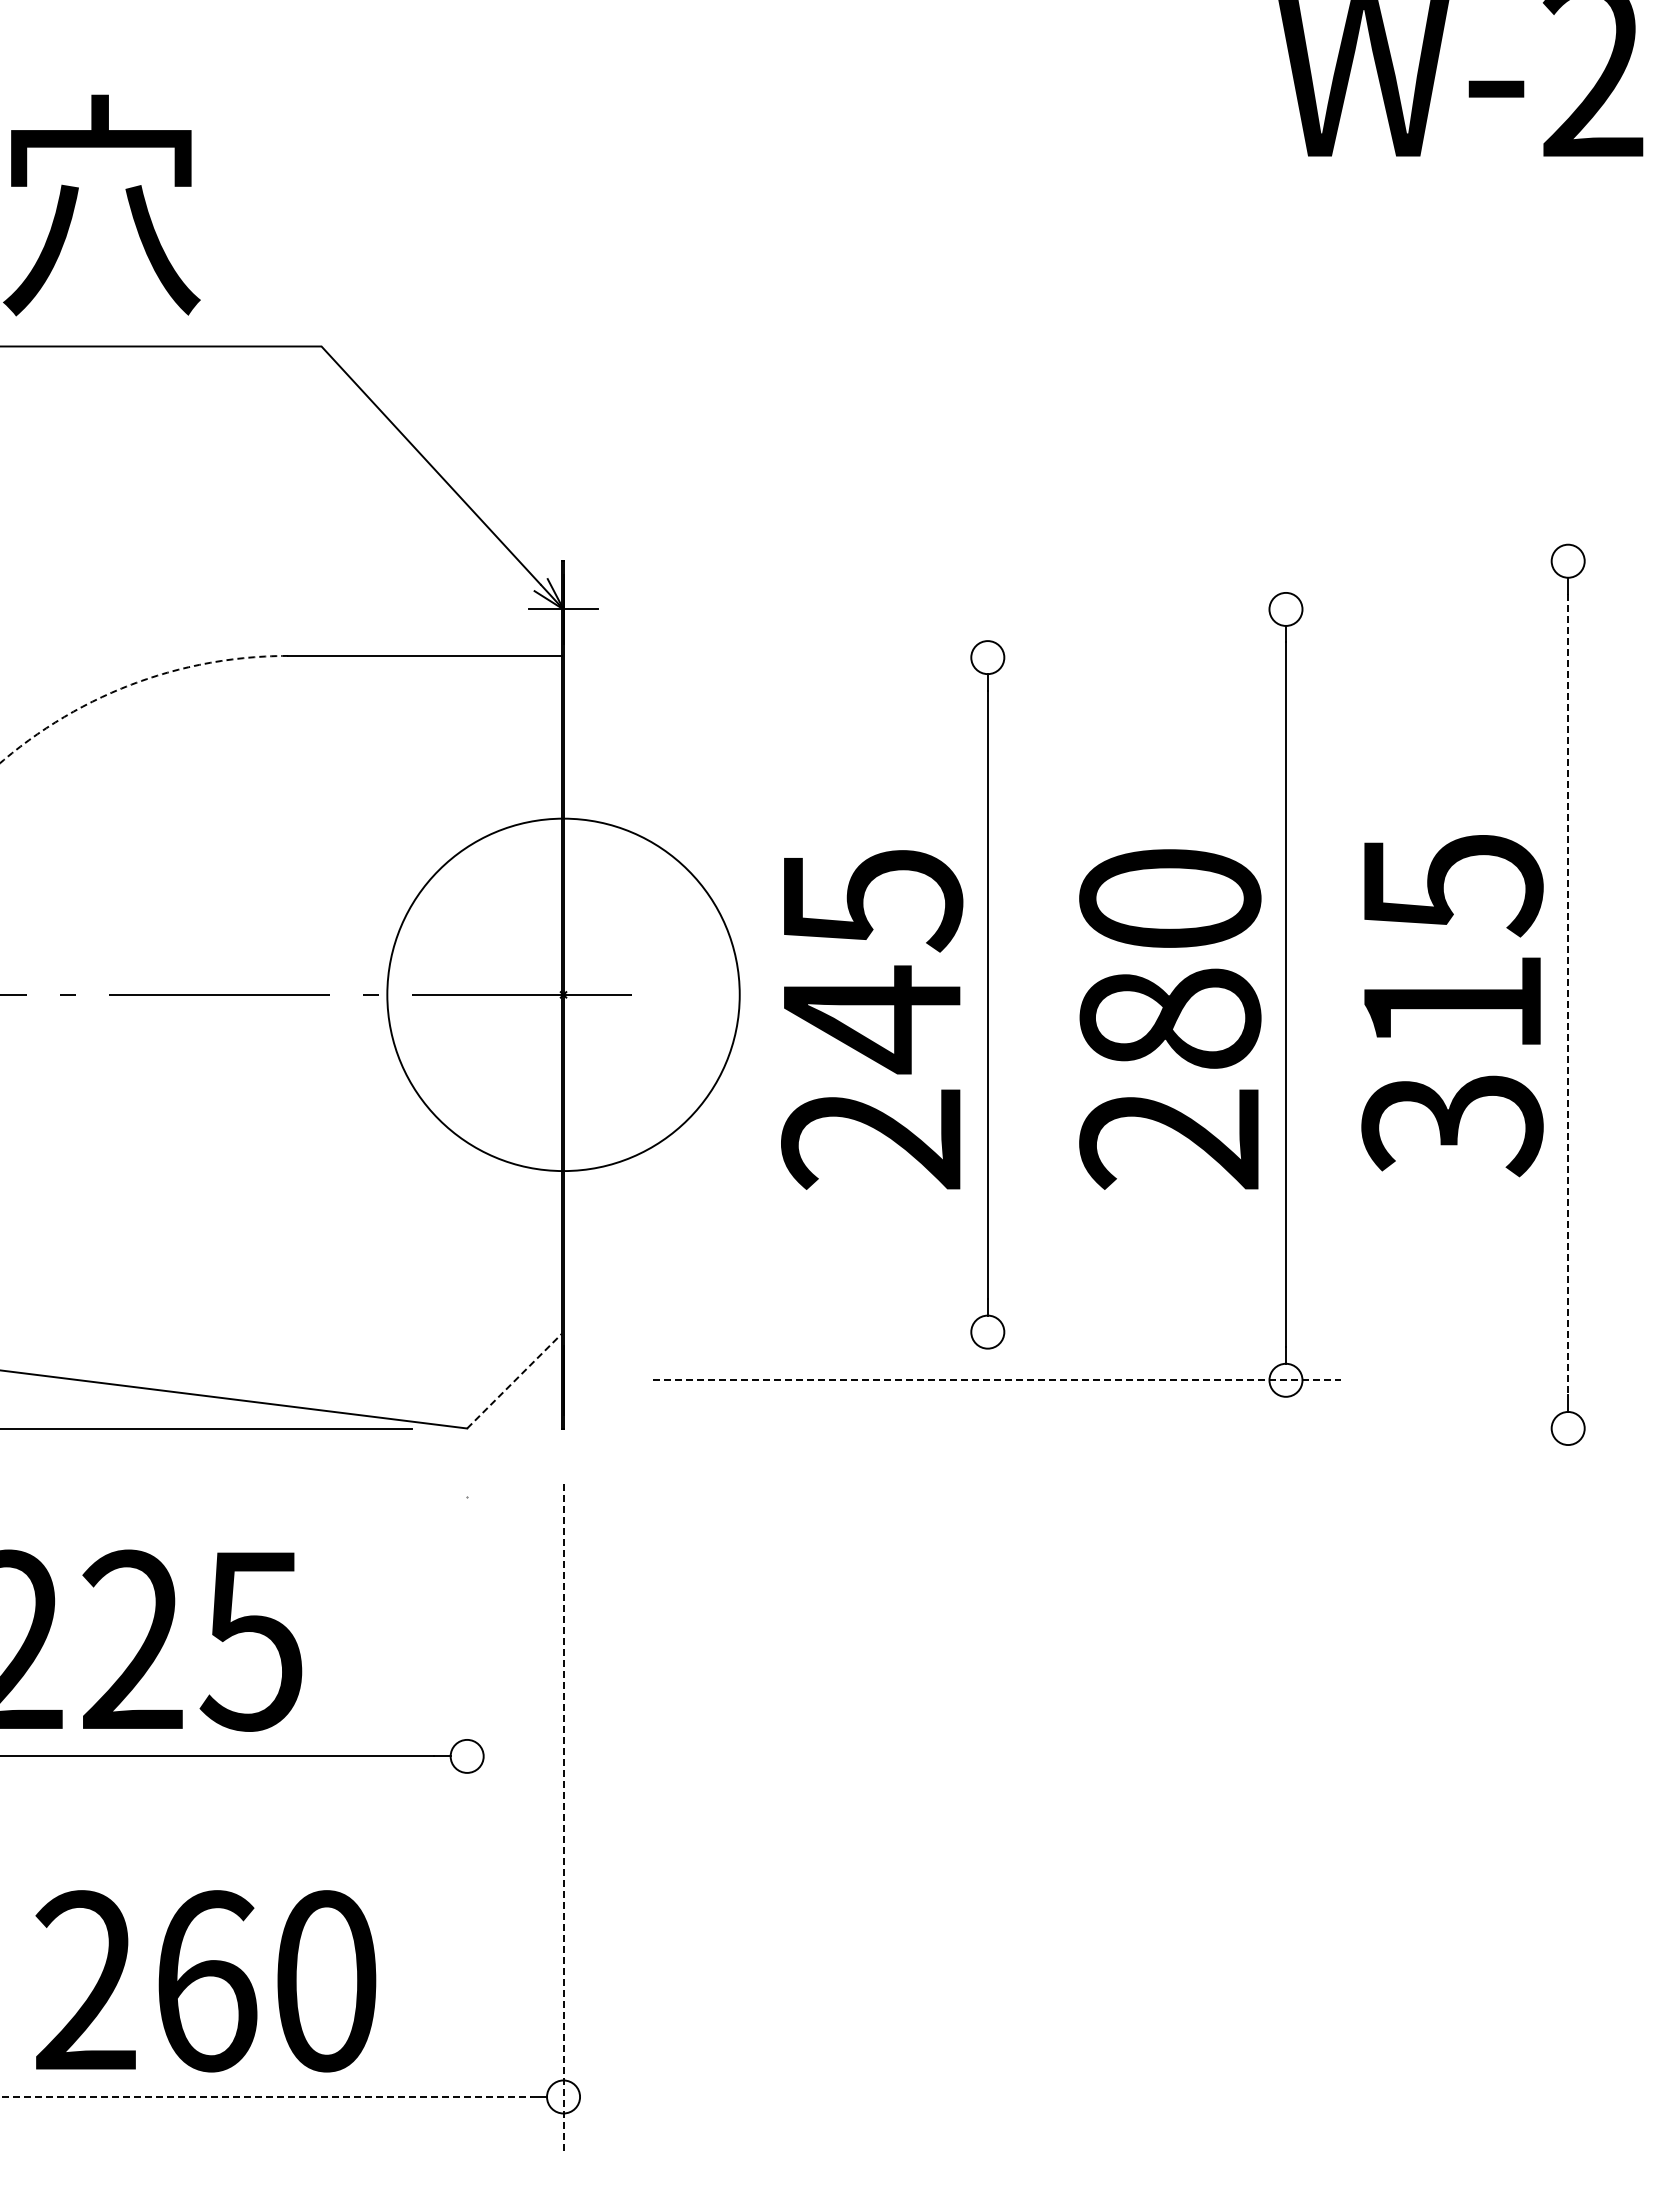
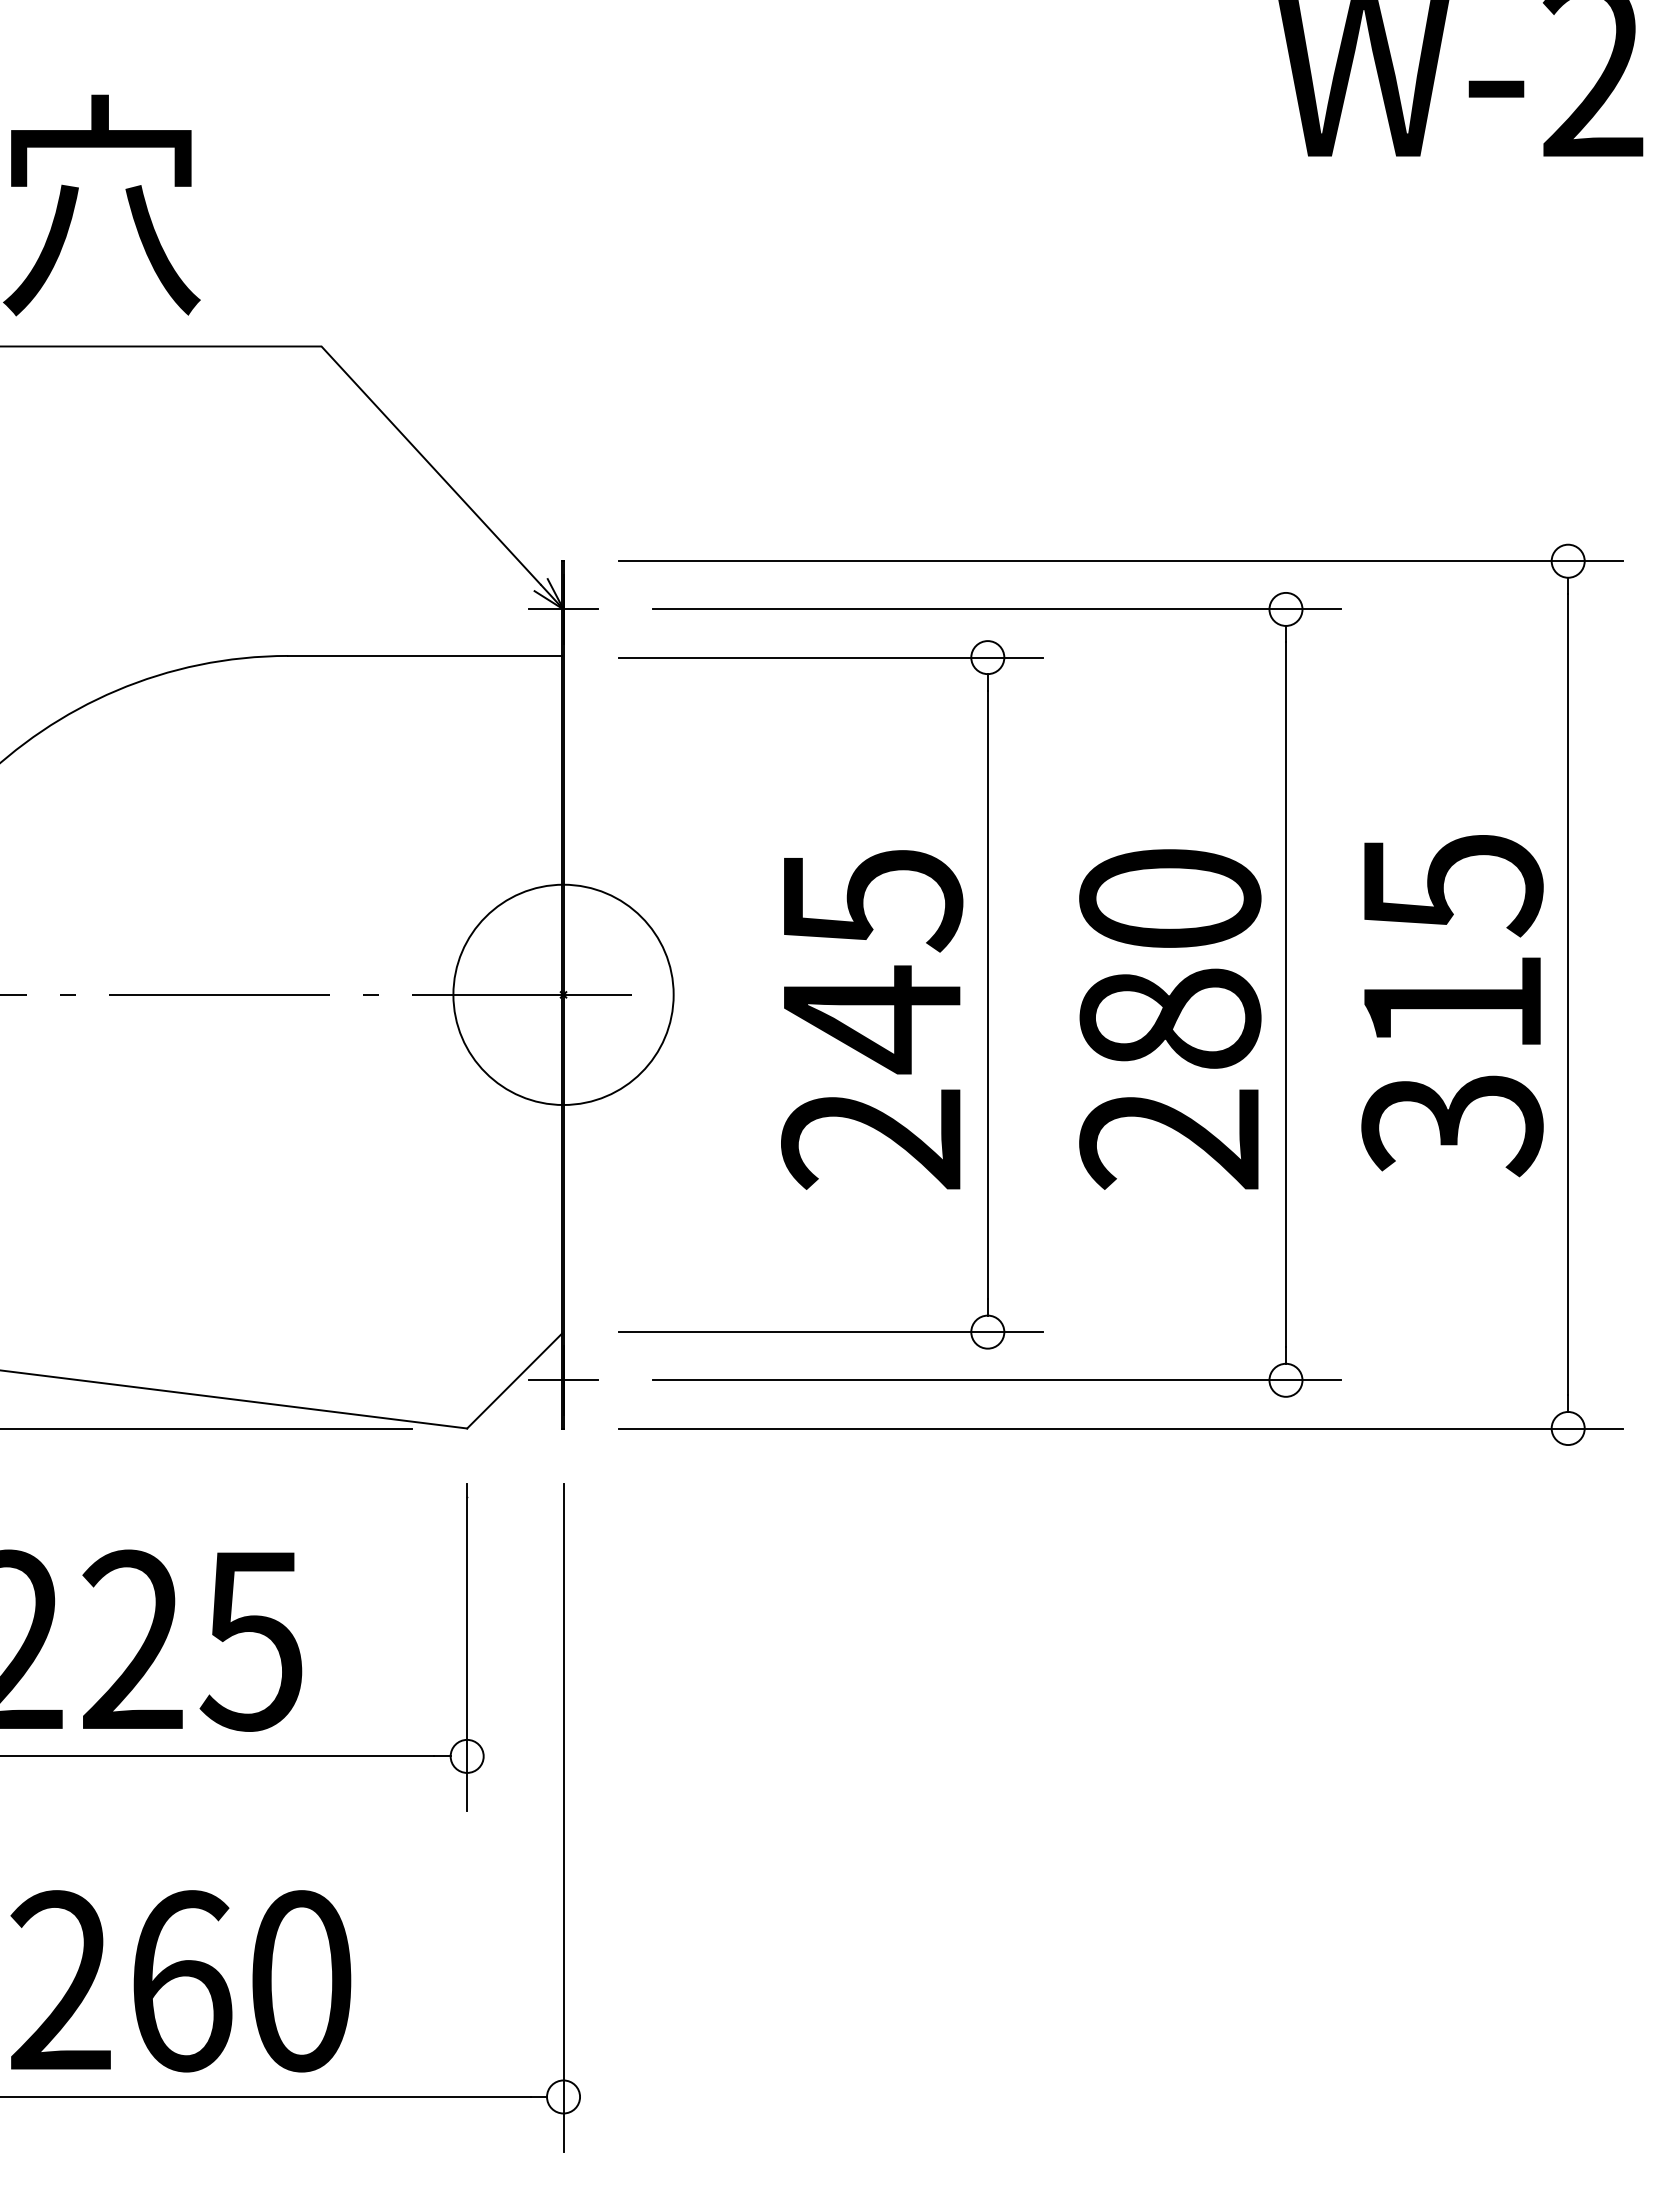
line: none -> present (1120, 561)
line: none -> present (997, 609)
line: none -> present (830, 657)
arc: dashed -> solid (133, 684)
circle diameter: 352 px -> 220 px (563, 994)
line: dashed -> solid (1568, 994)
line: none -> present (830, 1332)
line: none -> present (563, 1380)
line: dashed -> solid (997, 1380)
line: dashed -> solid (514, 1381)
line: none -> present (1120, 1428)
line: none -> present (467, 1647)
line: dashed -> solid (563, 1818)
text position: (205, 1981) -> (180, 1981) (180, 1981)
line: dashed -> solid (265, 2096)
